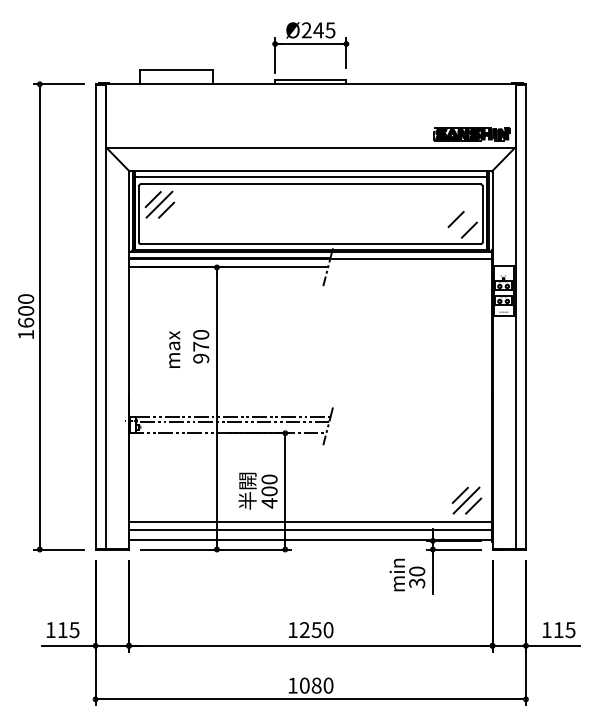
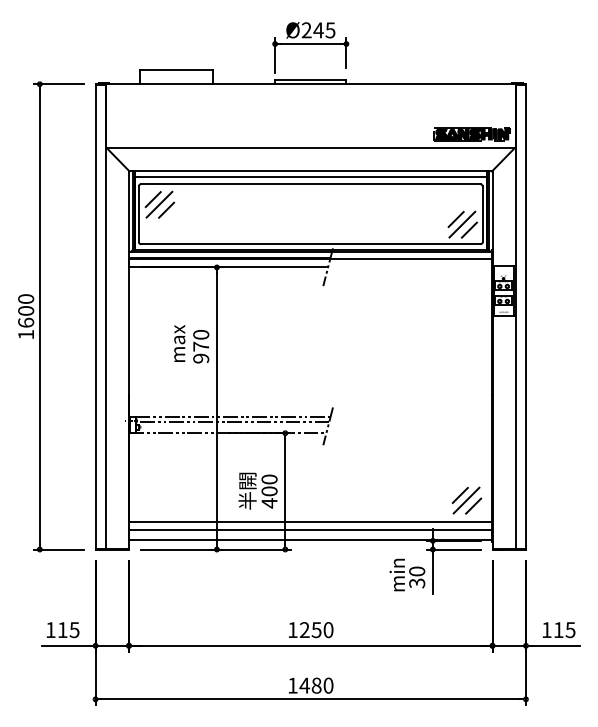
line: none -> present (462, 224)
text position: (174, 349) -> (179, 343) (179, 343)
text: 1080 -> 1480 (304, 685)
